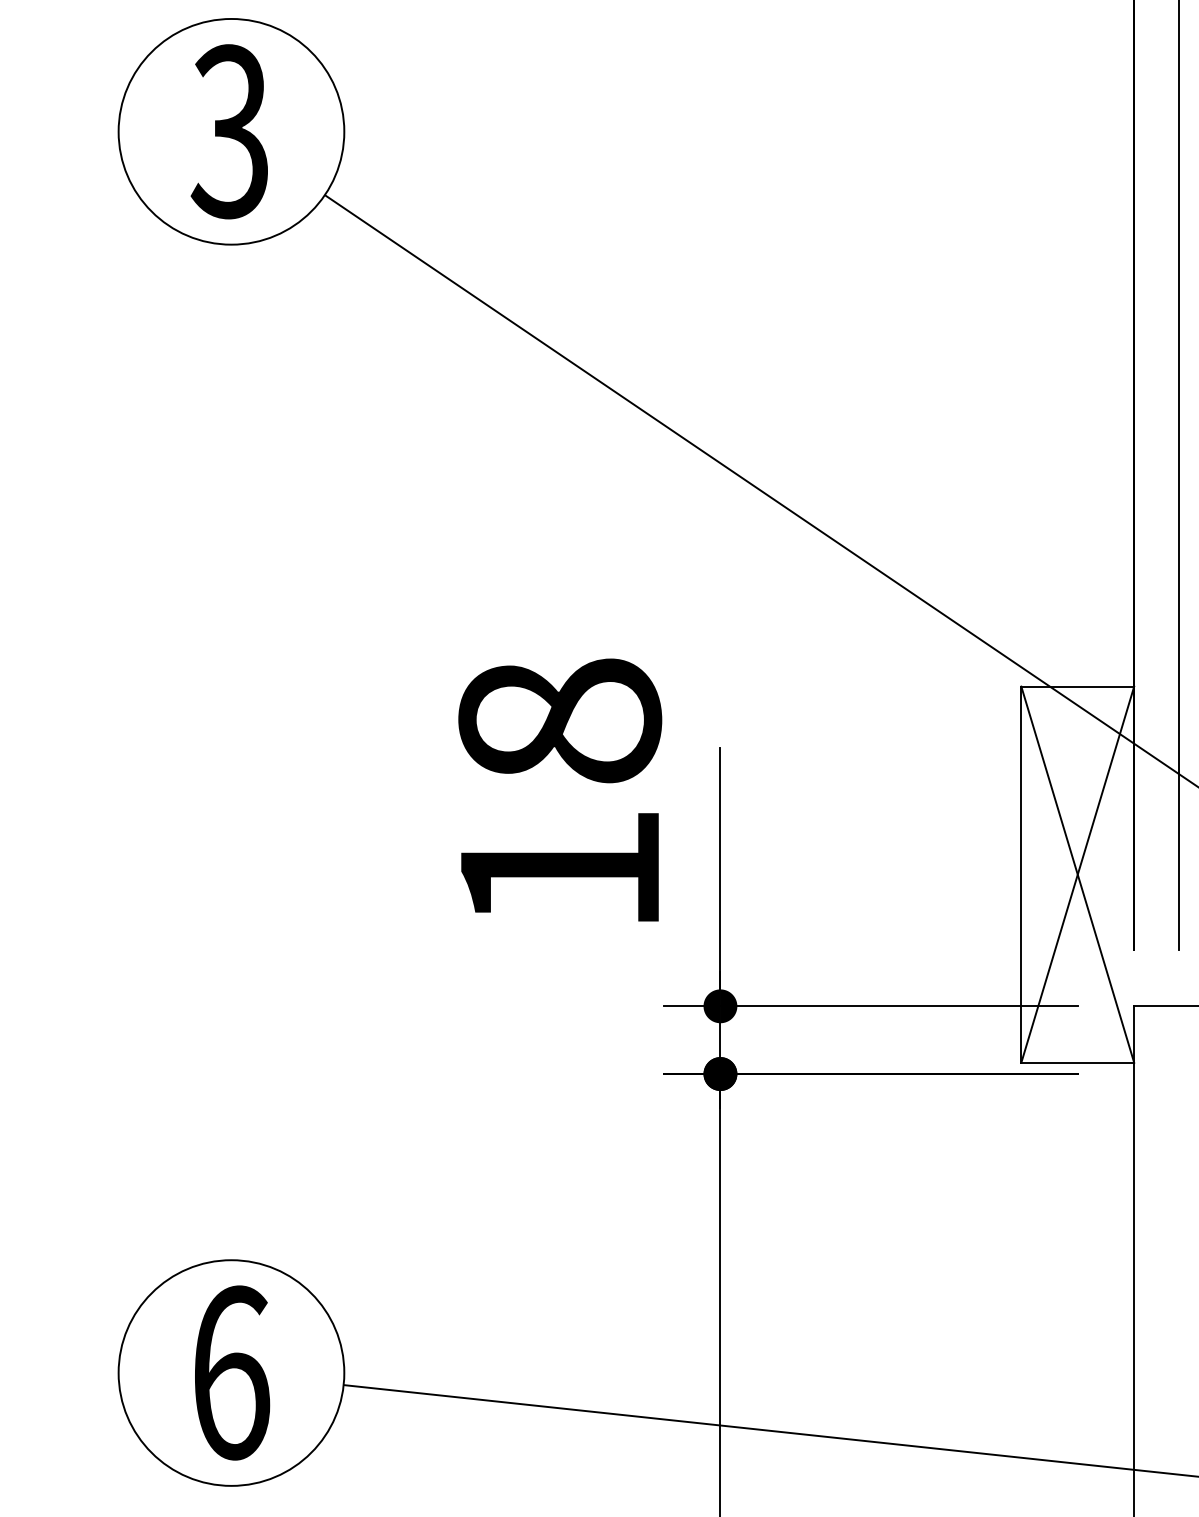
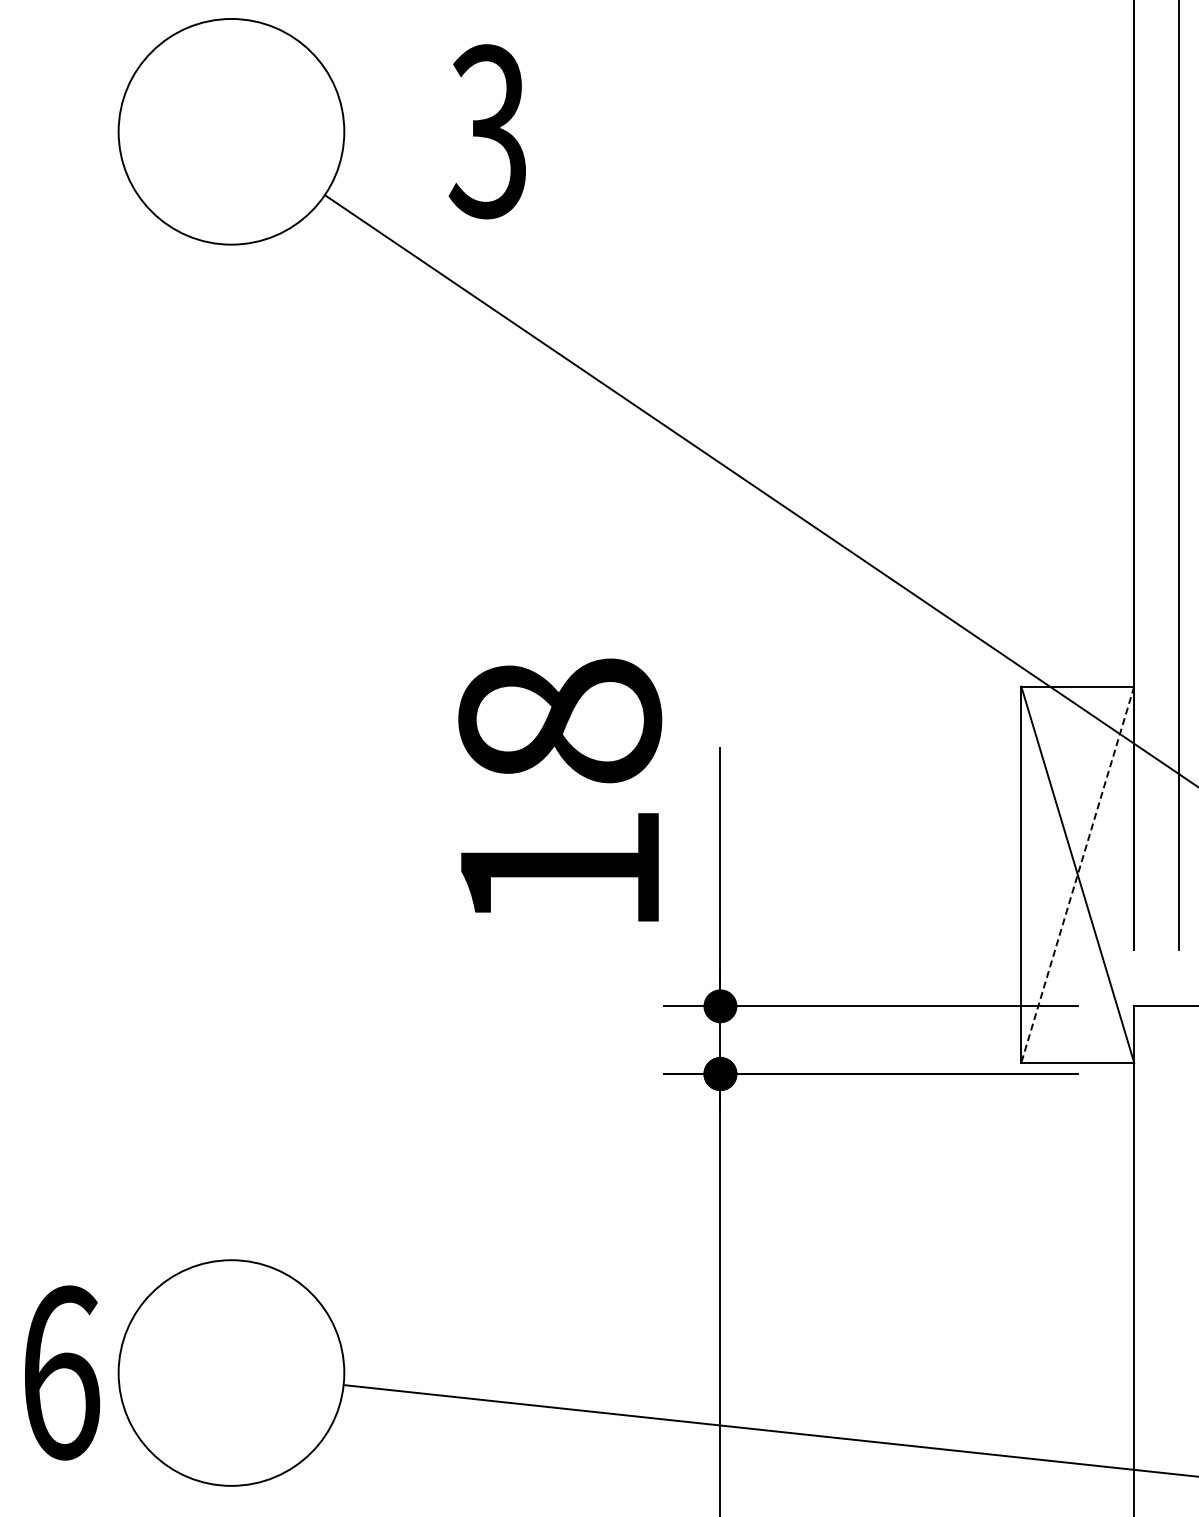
text position: (228, 131) -> (486, 131) (486, 131)
line: solid -> dashed (1077, 875)
text position: (232, 1372) -> (62, 1372) (62, 1372)
